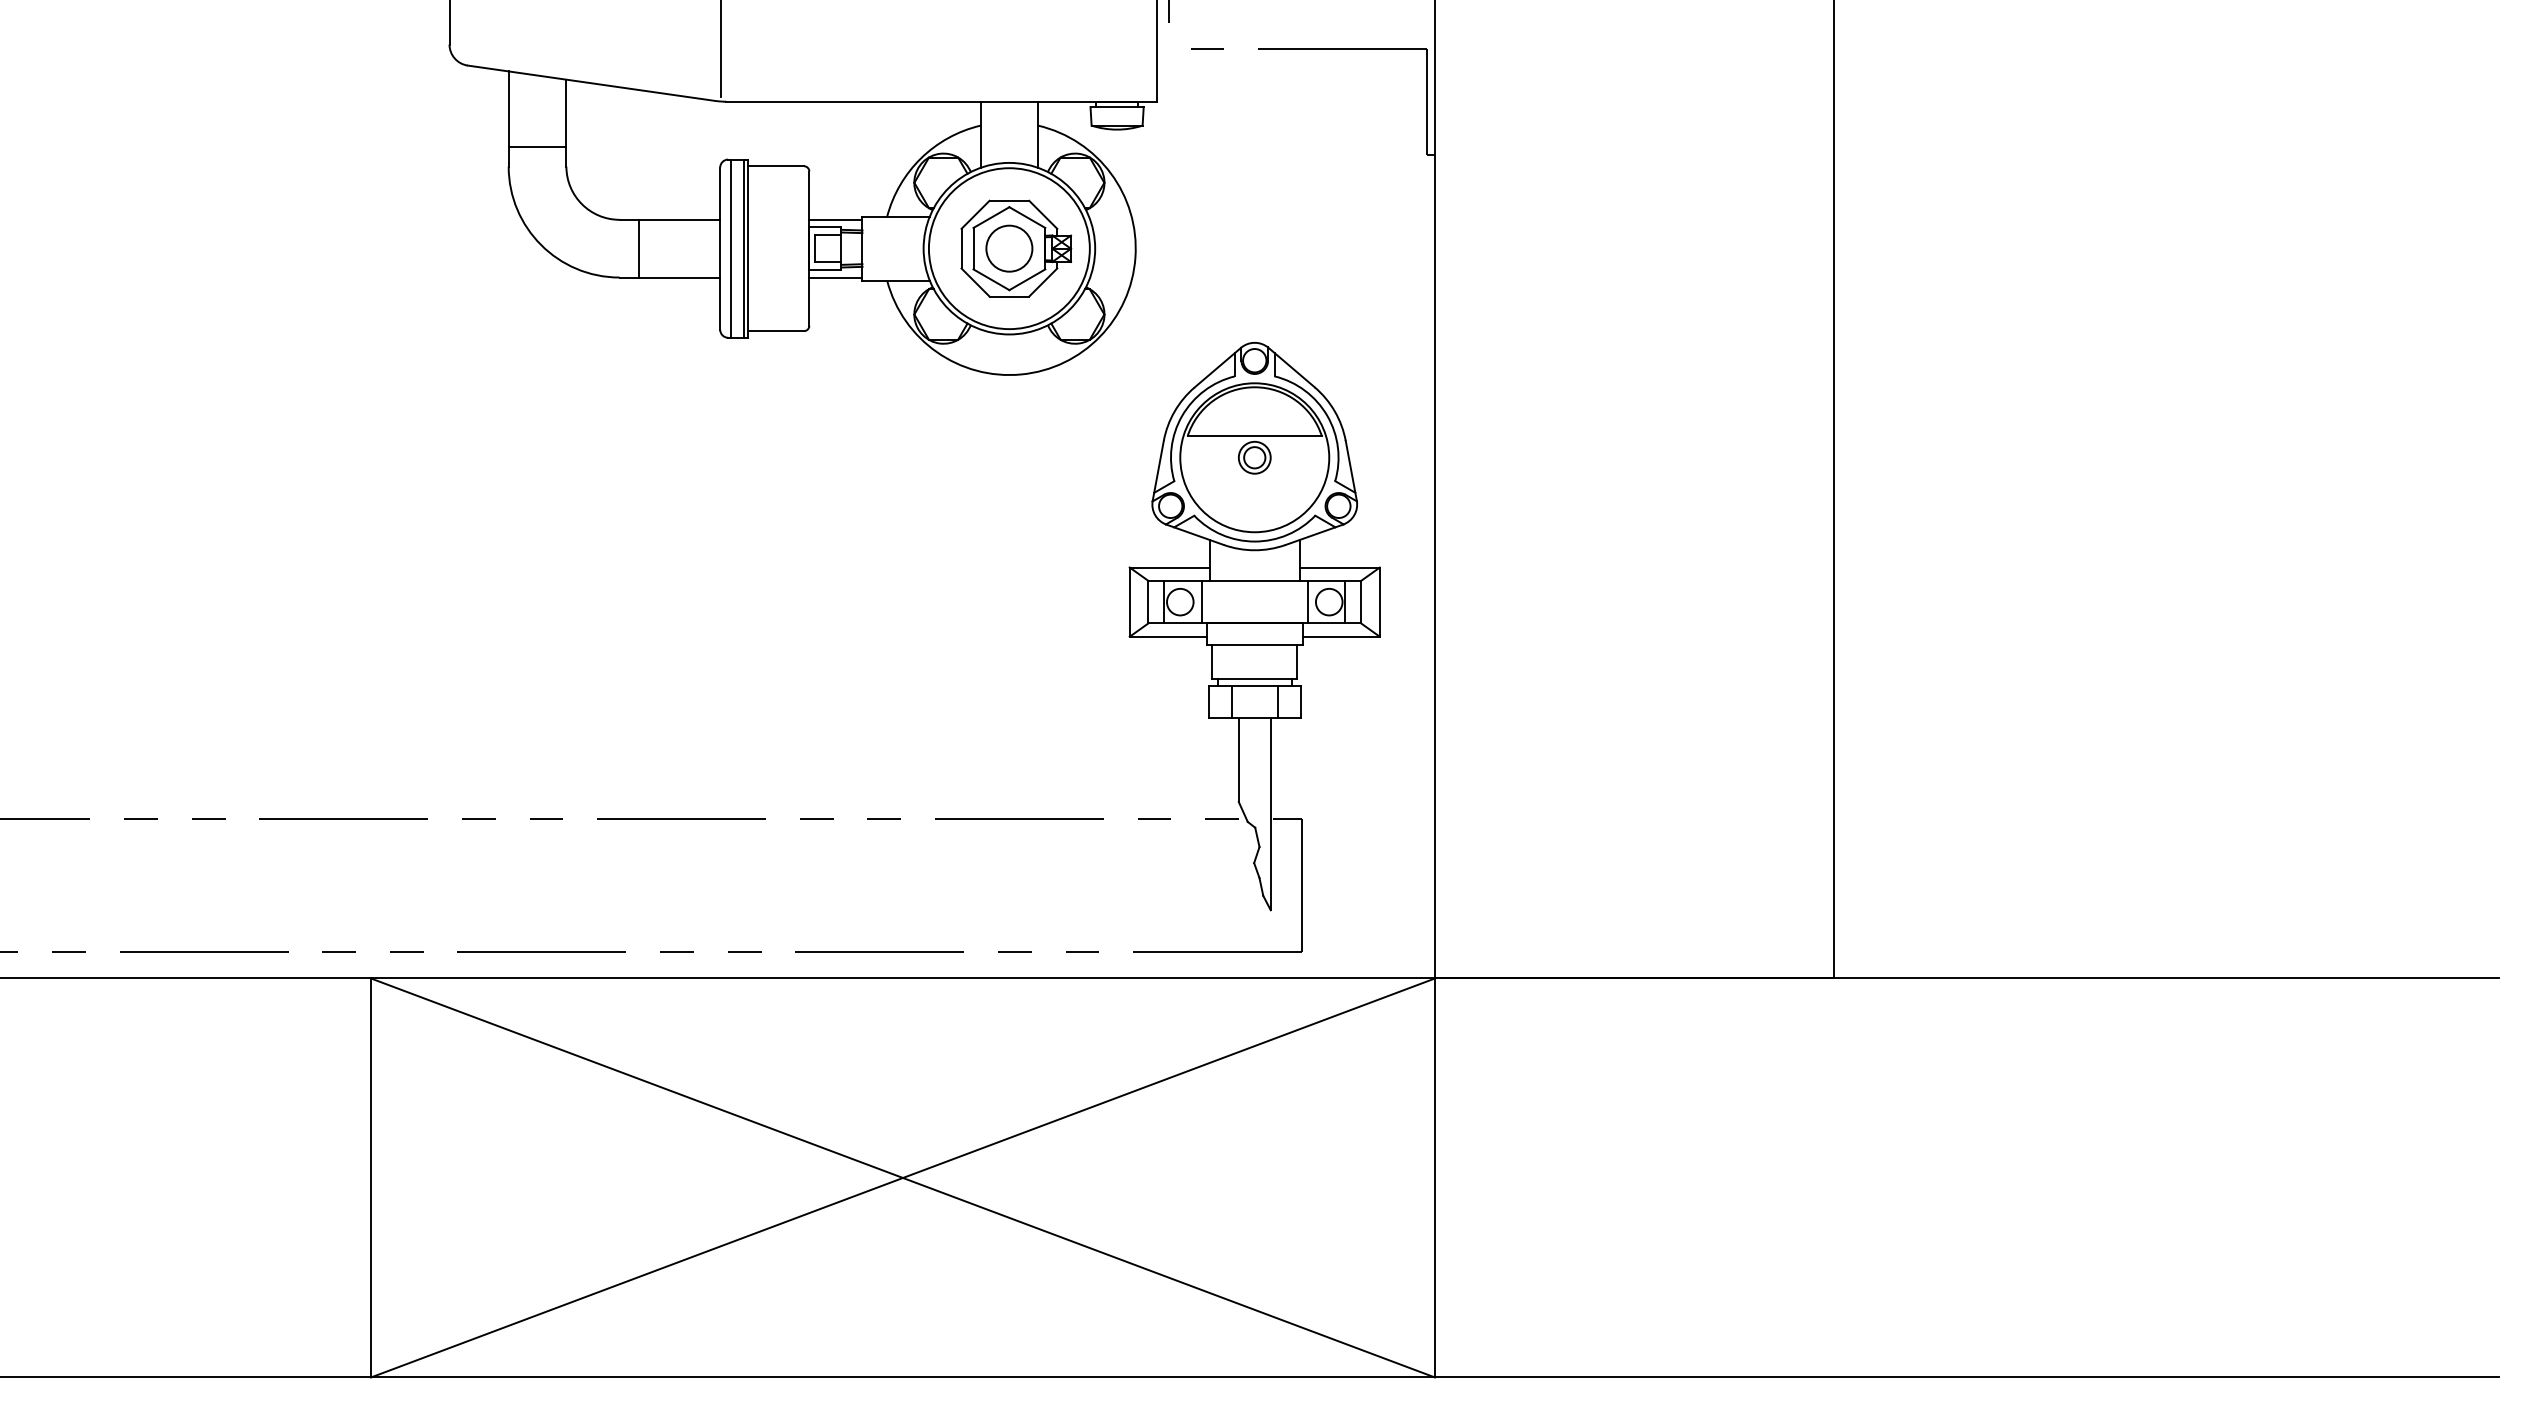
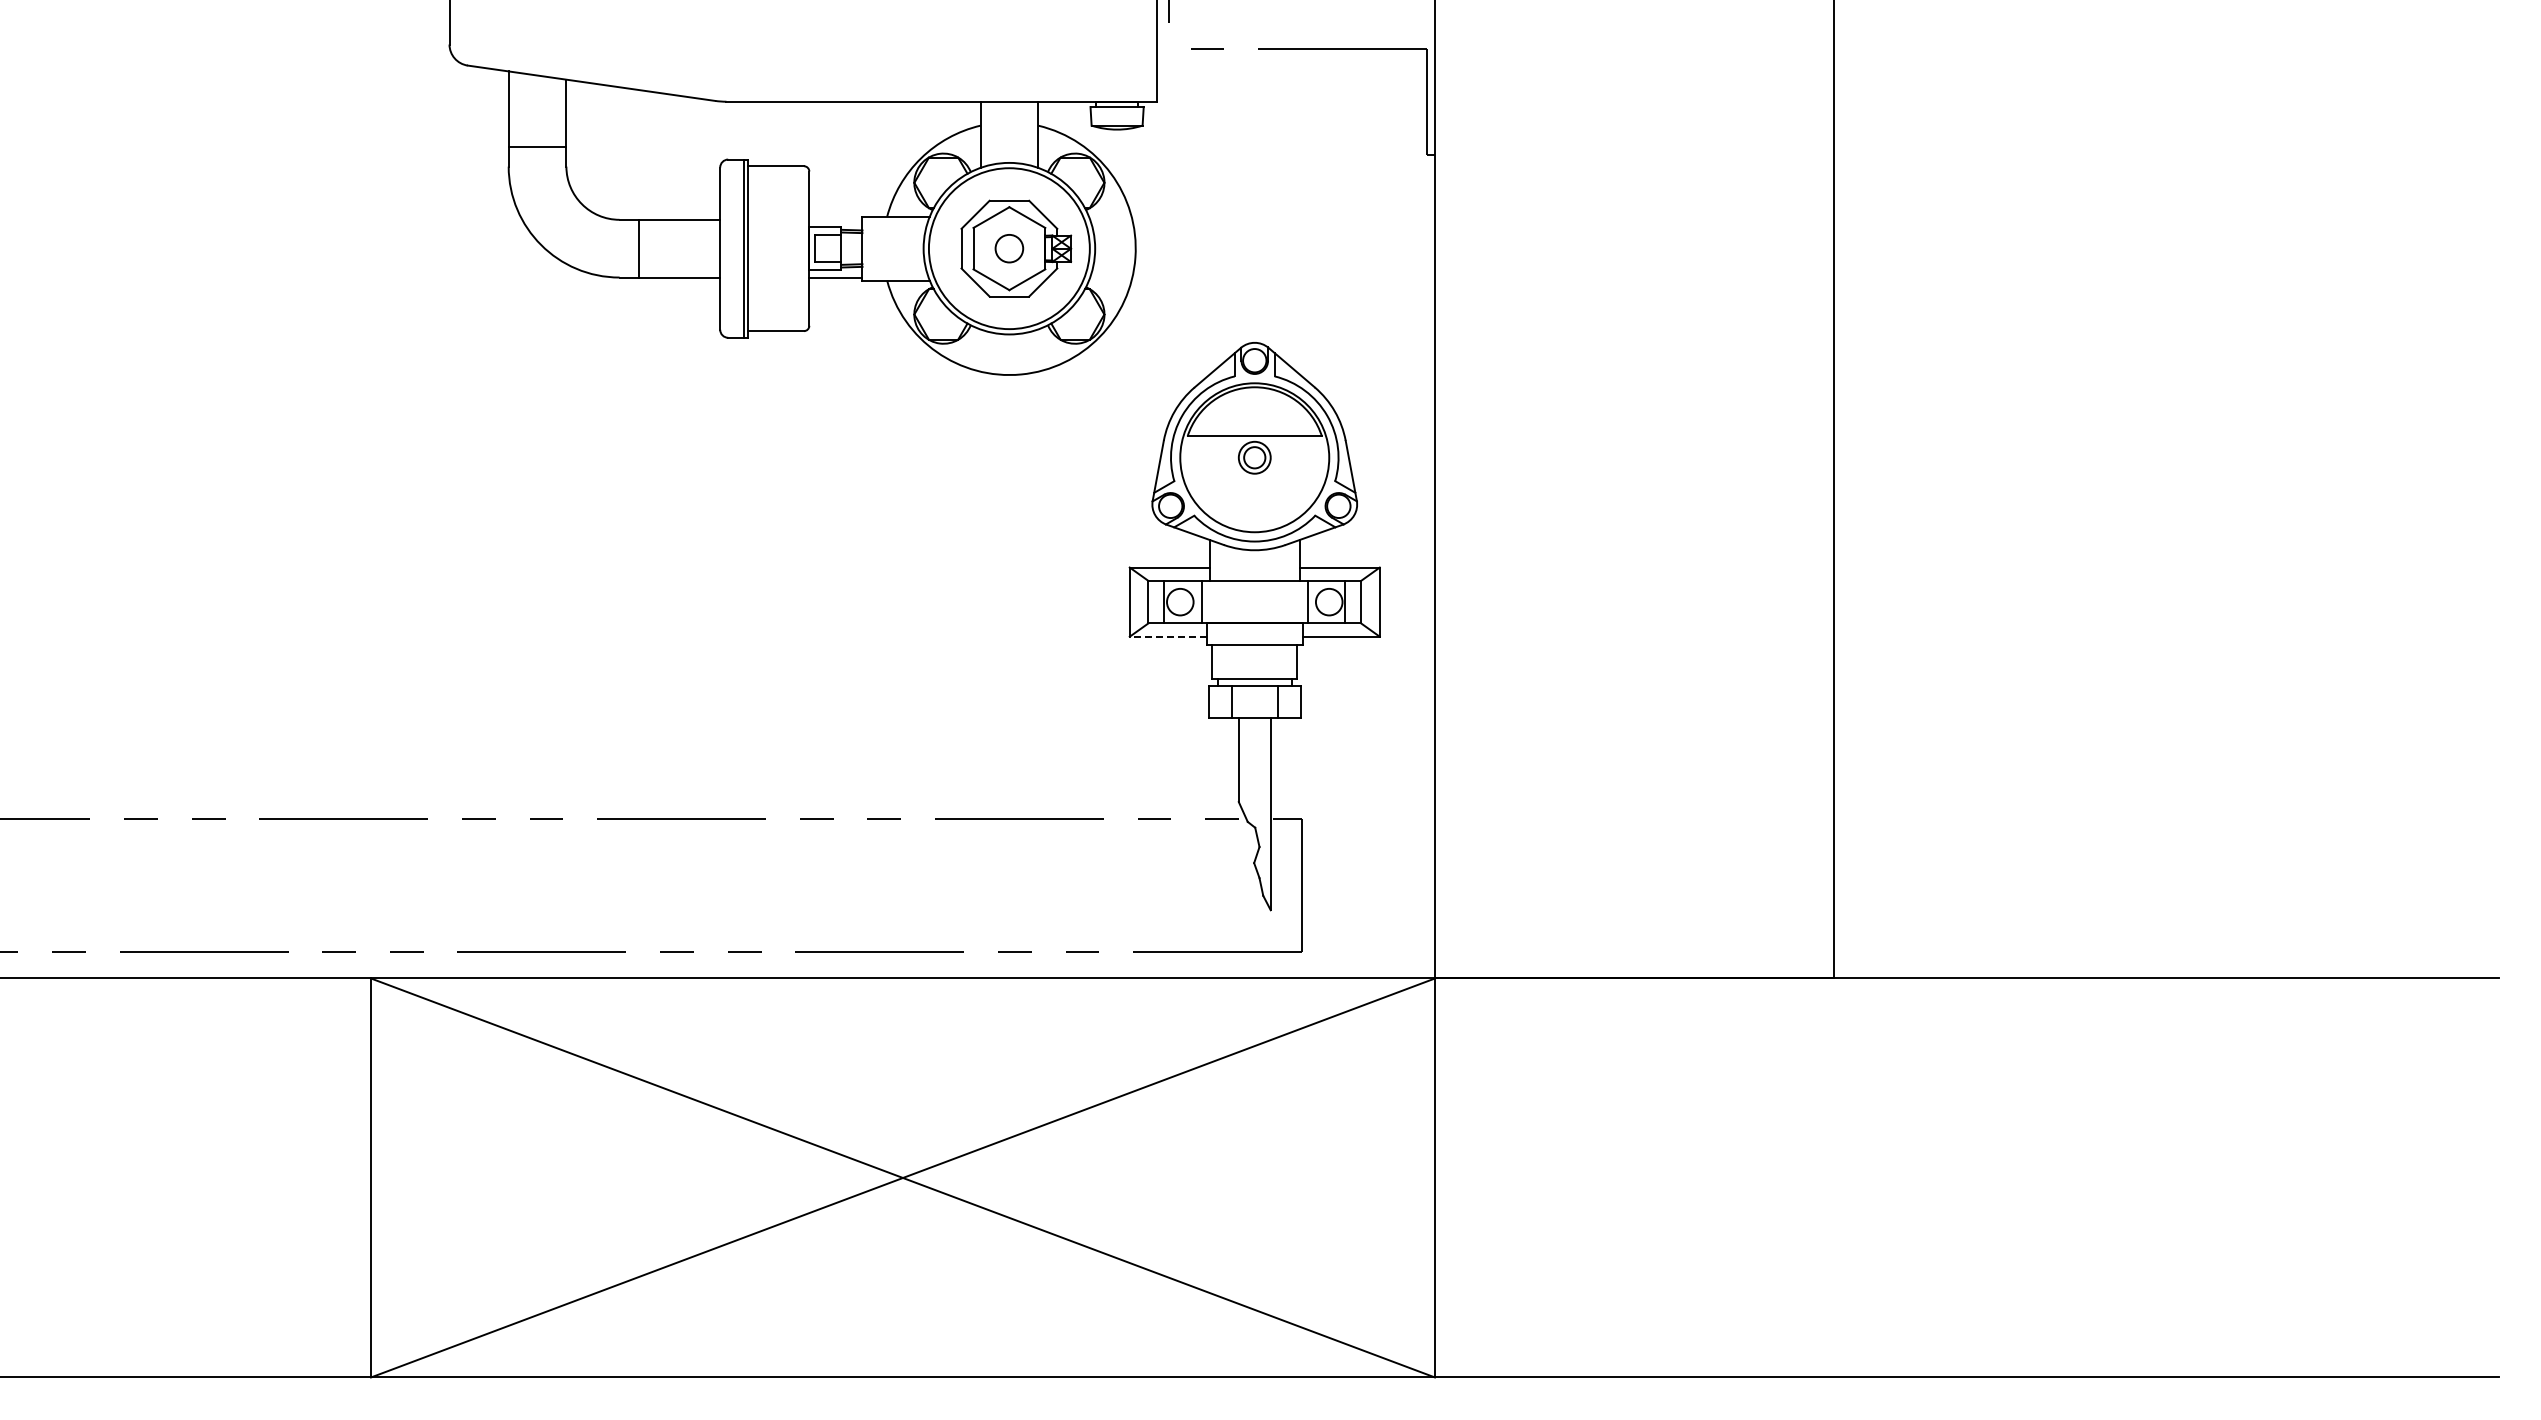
line: present -> none (720, 49)
line: present -> none (835, 219)
line: present -> none (730, 248)
circle diameter: 46 px -> 28 px (1009, 248)
line: solid -> dashed (1168, 636)
